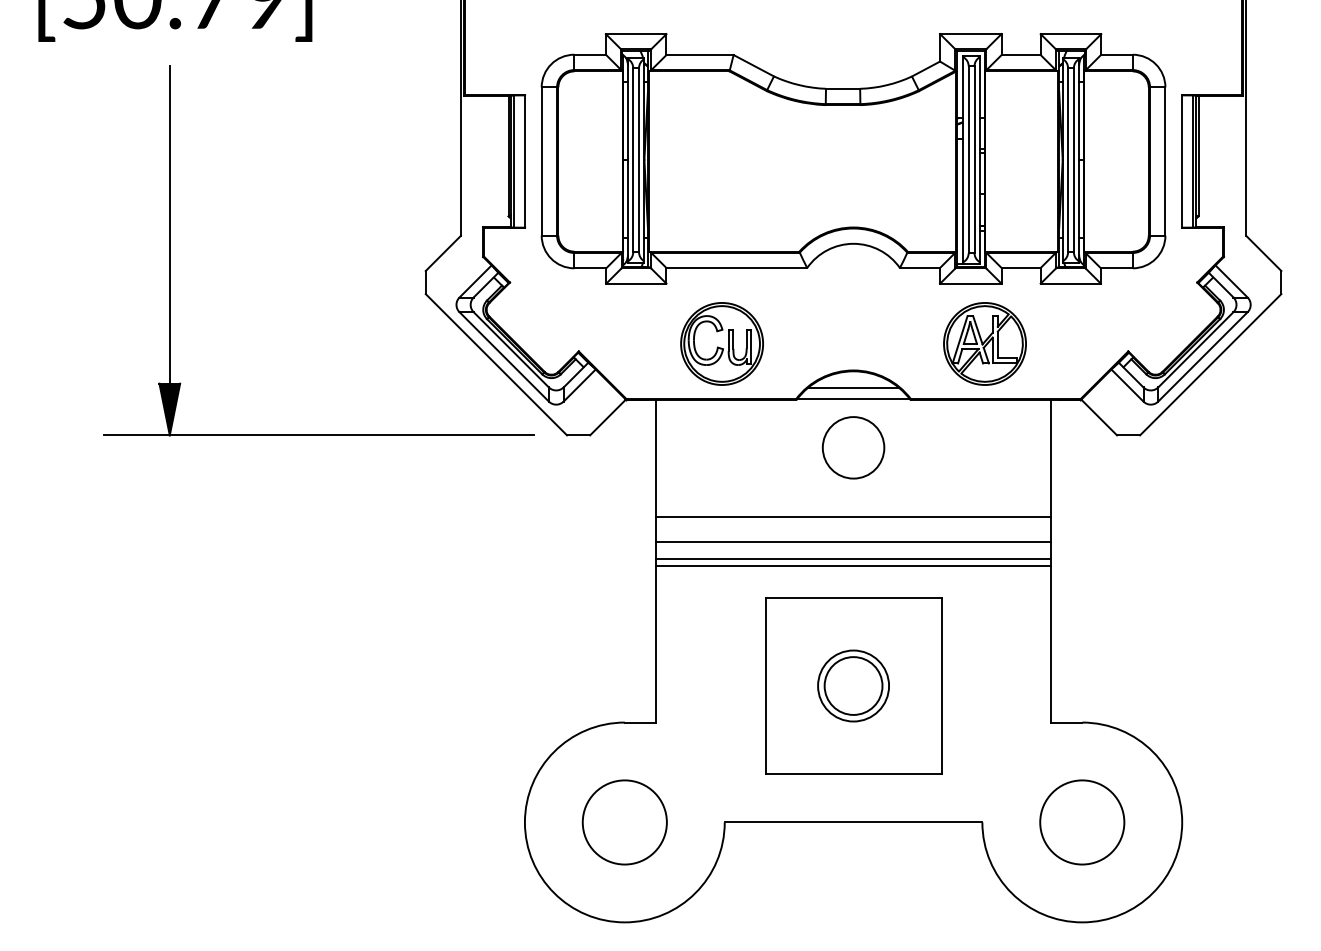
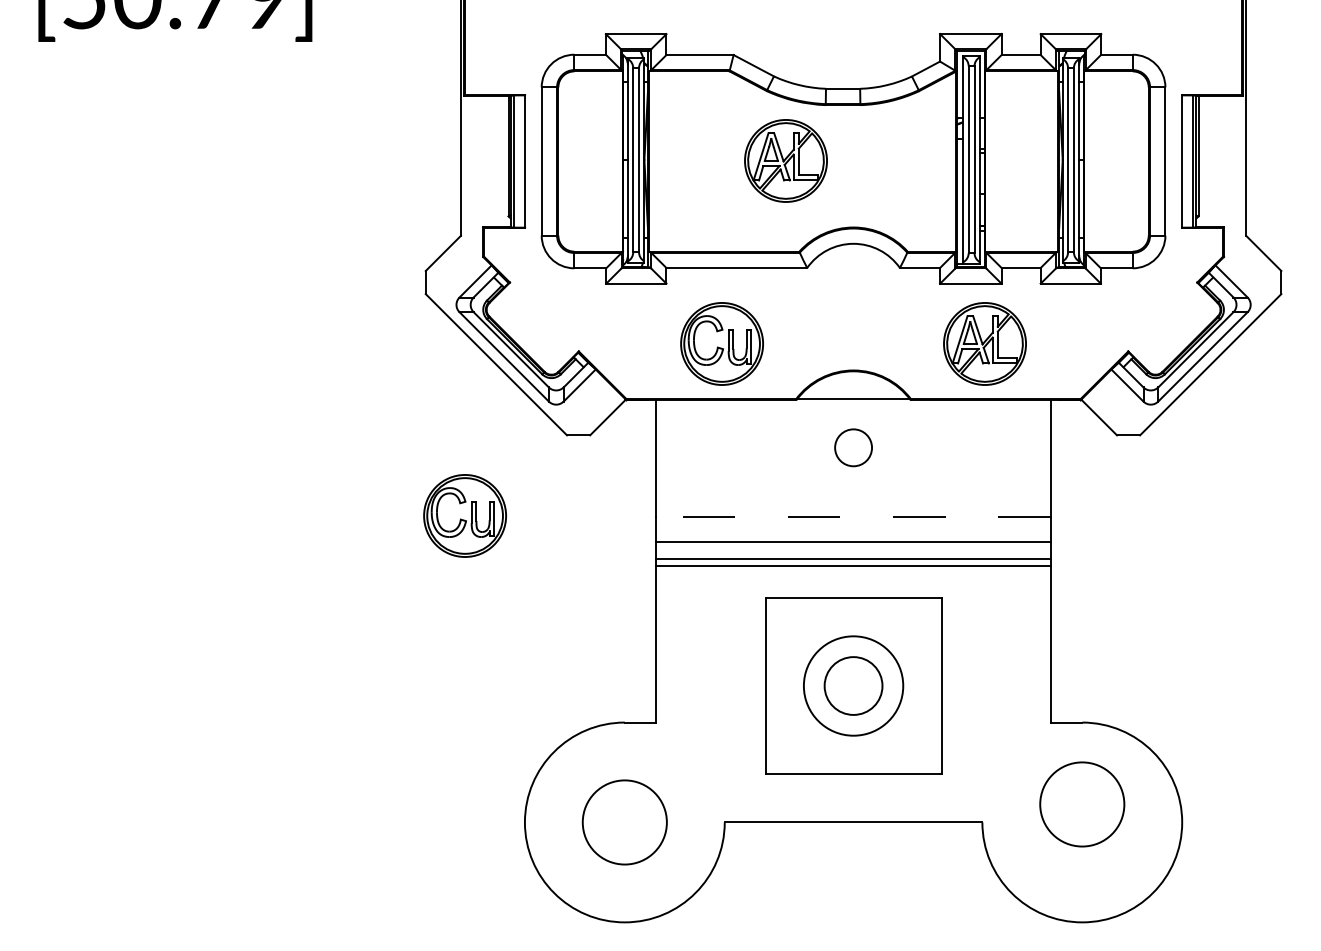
part: none -> present (785, 160)
part: present -> none (170, 250)
line: present -> none (853, 388)
circle diameter: 62 px -> 37 px (853, 447)
part: none -> present (464, 515)
line: solid -> dashed (853, 517)
circle diameter: 71 px -> 99 px (853, 685)
circle position: (1082, 822) -> (1082, 804) (1082, 804)
